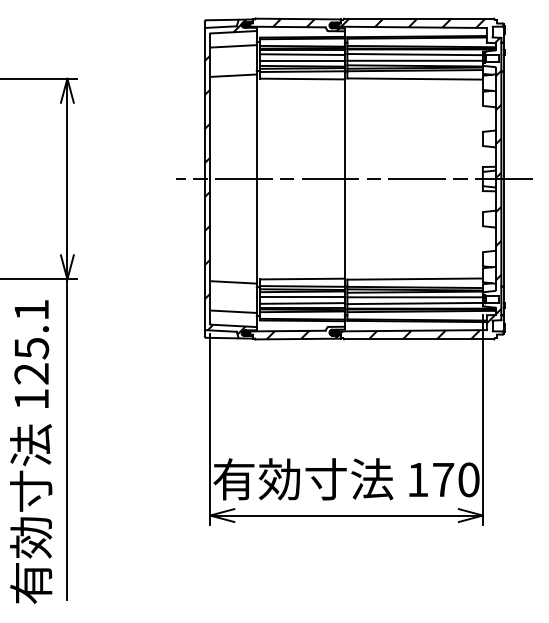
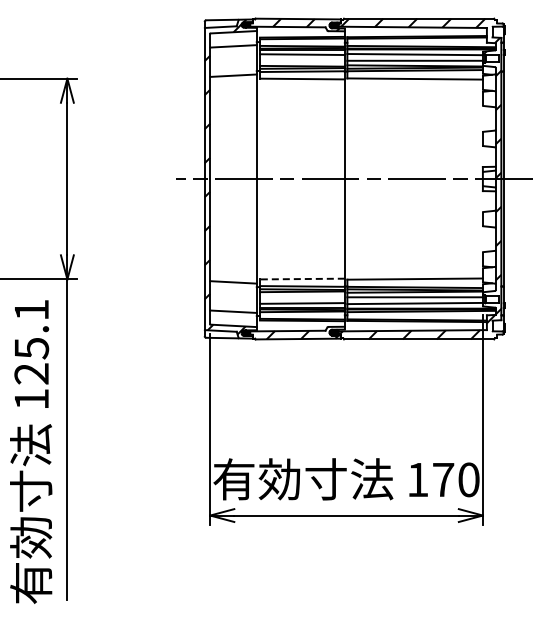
line: present -> none (301, 61)
line: solid -> dashed (301, 279)
line: present -> none (301, 296)
